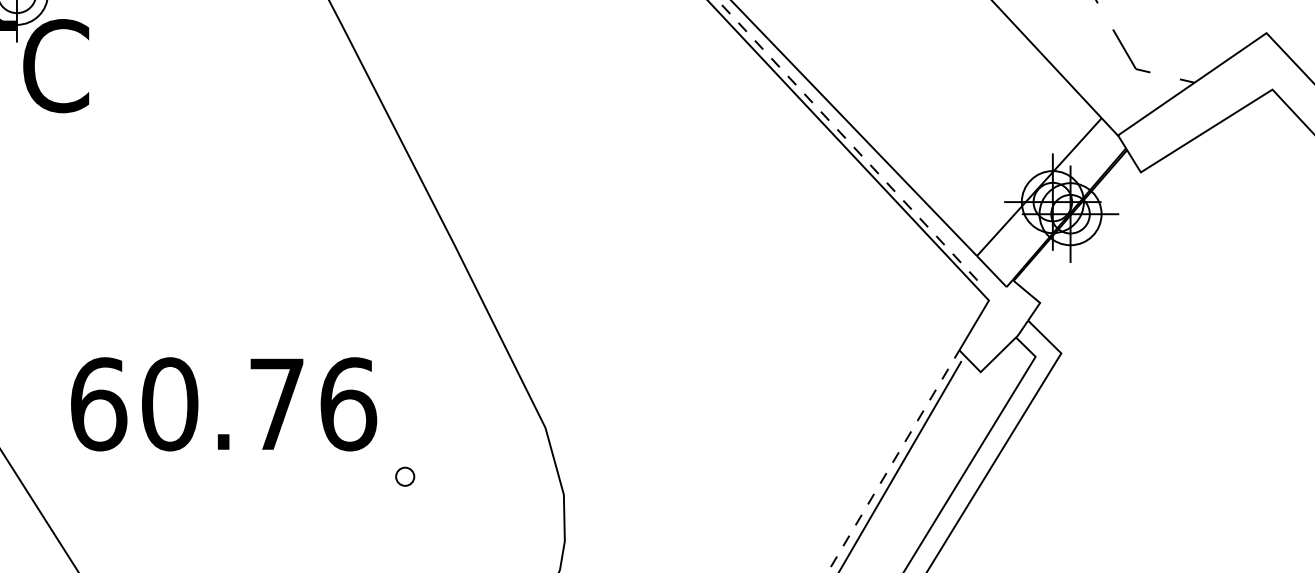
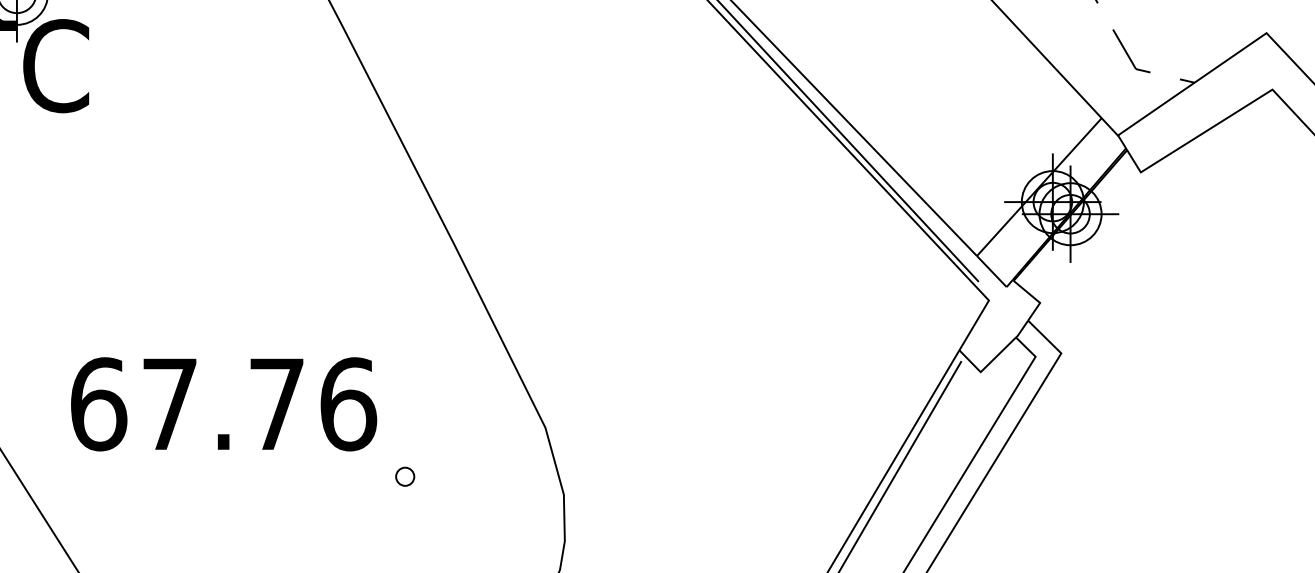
line: dashed -> solid (848, 141)
text: 60.76 -> 67.76 (170, 404)
line: dashed -> solid (893, 461)
